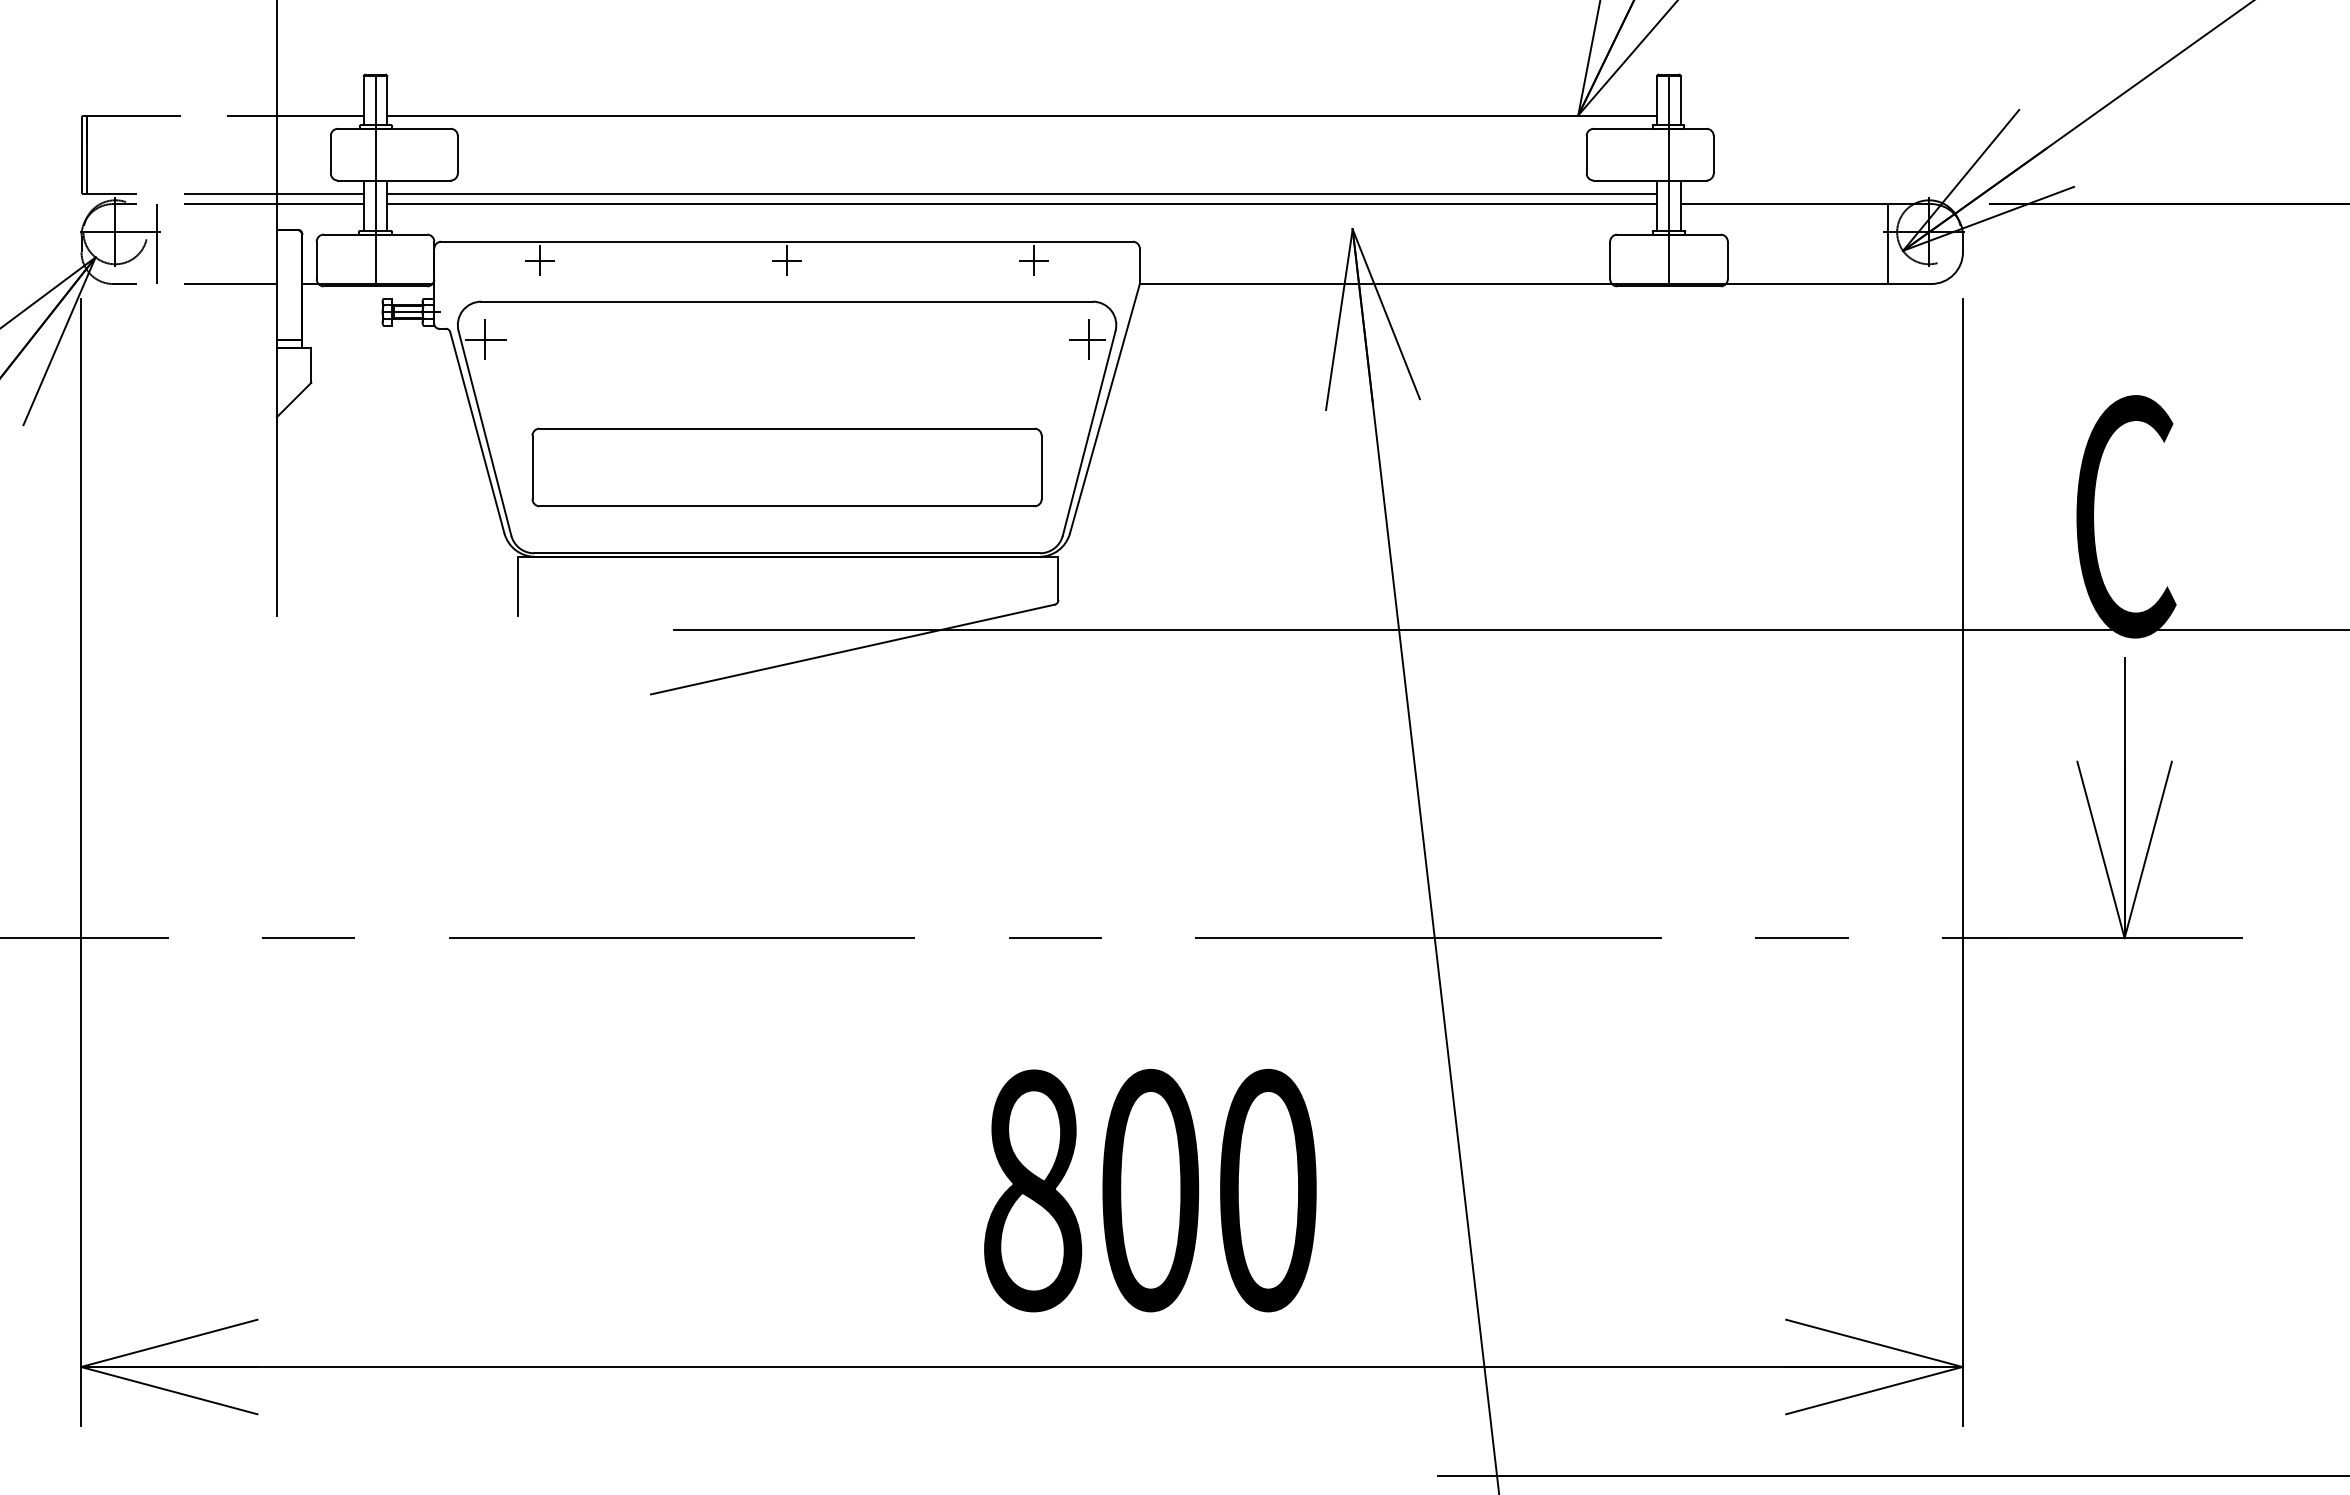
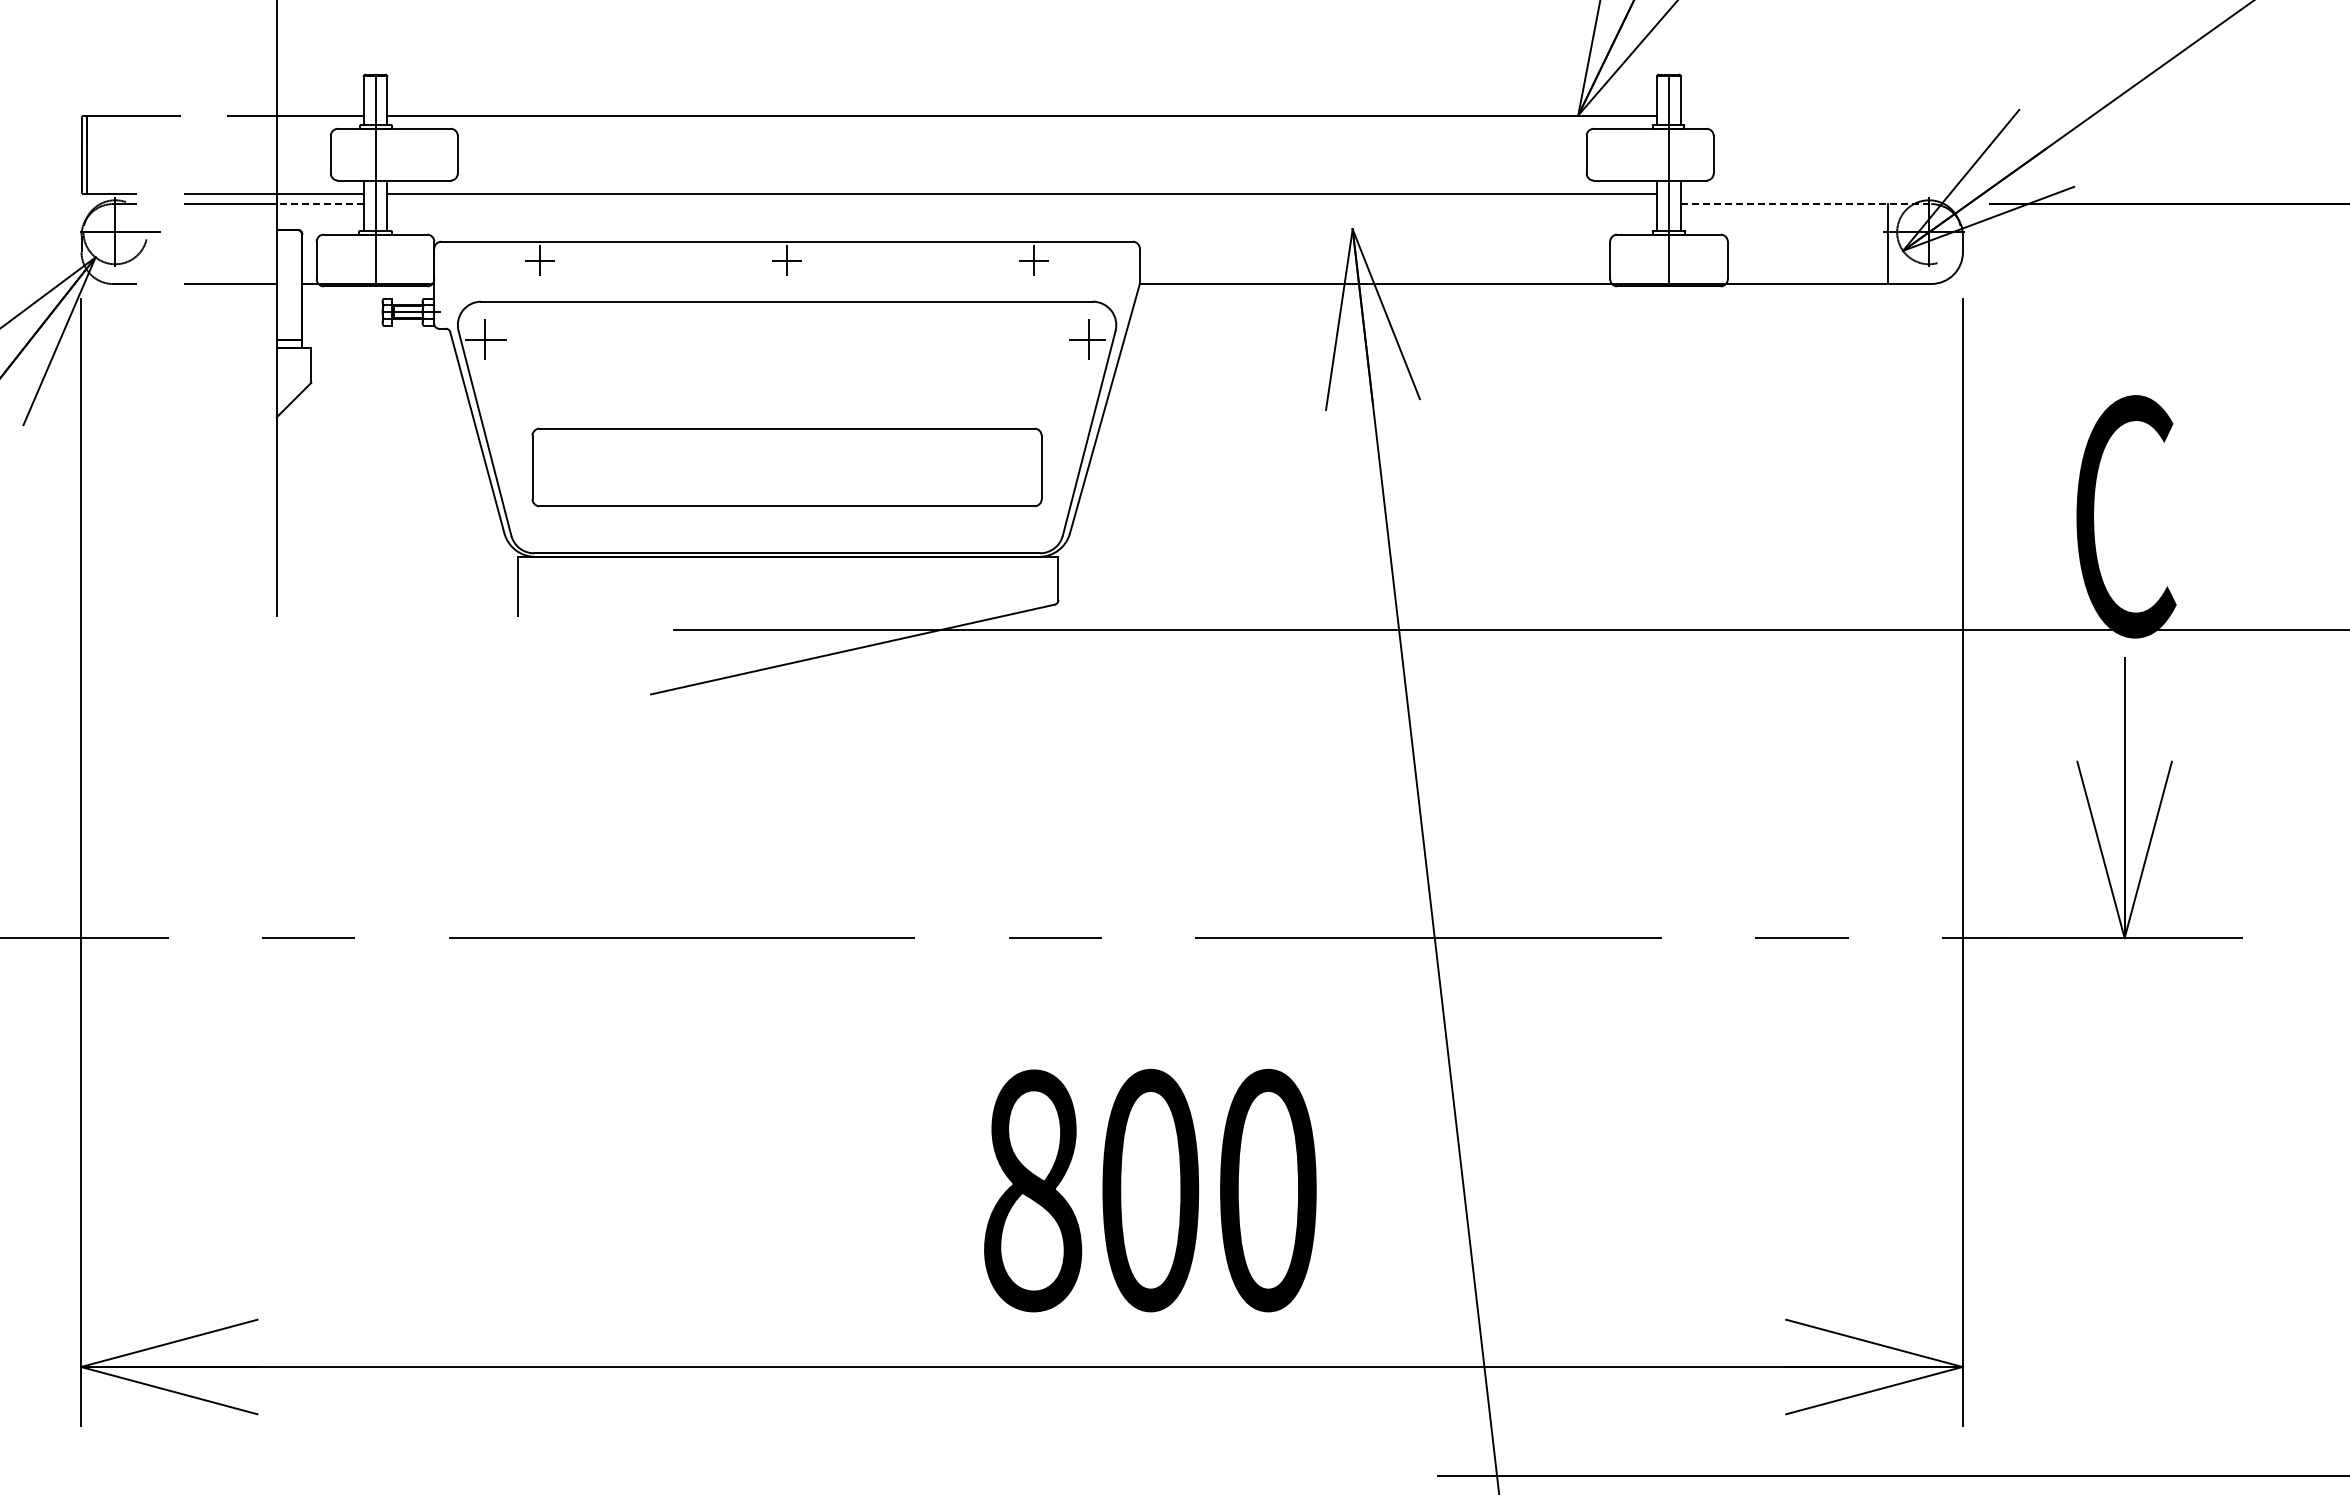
line: solid -> dashed (320, 204)
line: present -> none (1022, 204)
line: solid -> dashed (1806, 204)
line: present -> none (156, 244)
